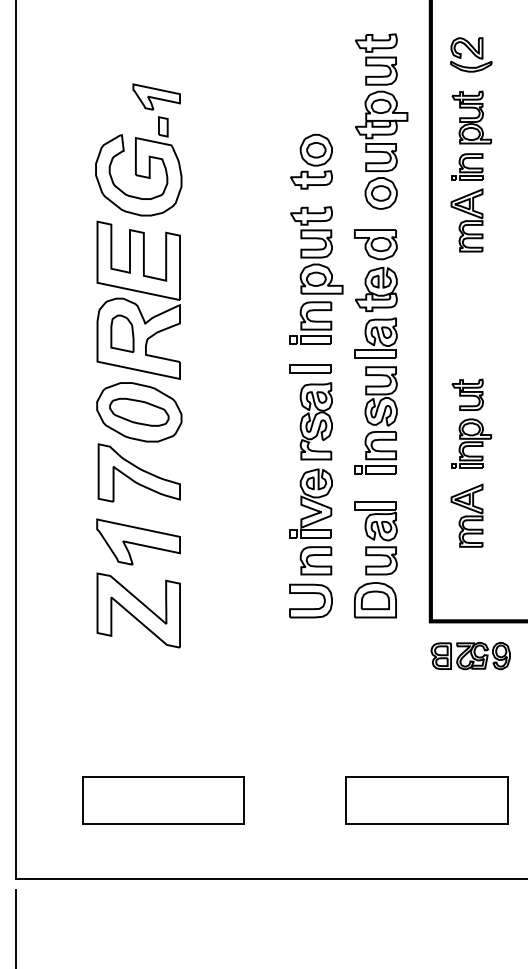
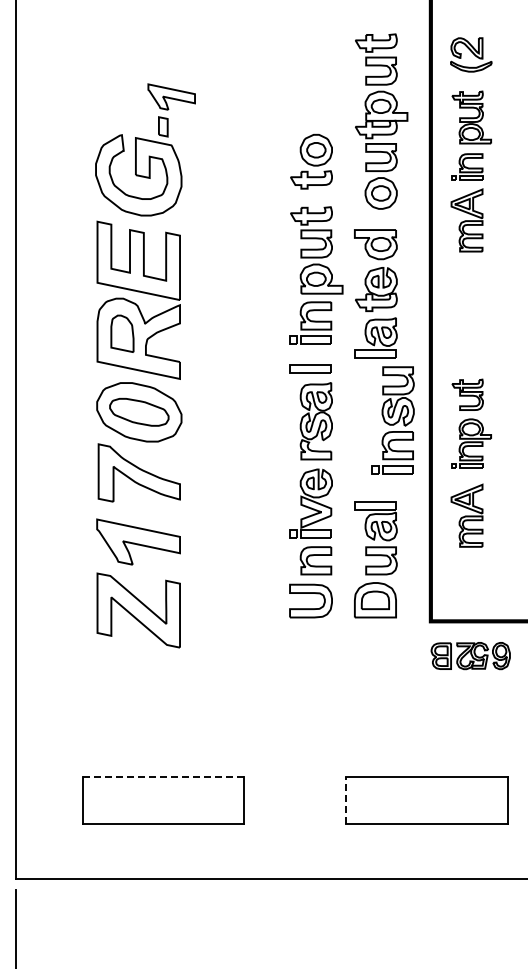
part position: (156, 96) -> (171, 96) (171, 96)
part position: (375, 420) -> (392, 420) (392, 420)
line: solid -> dashed (163, 777)
line: solid -> dashed (346, 800)
